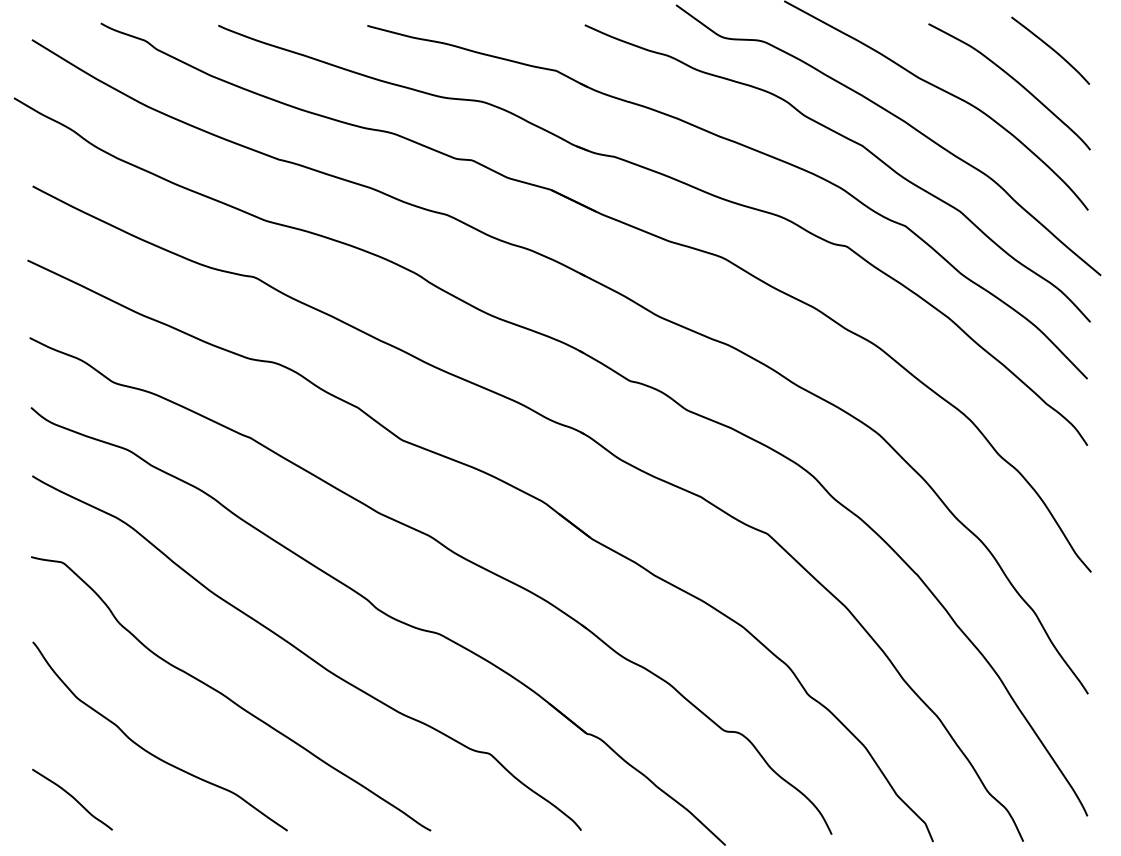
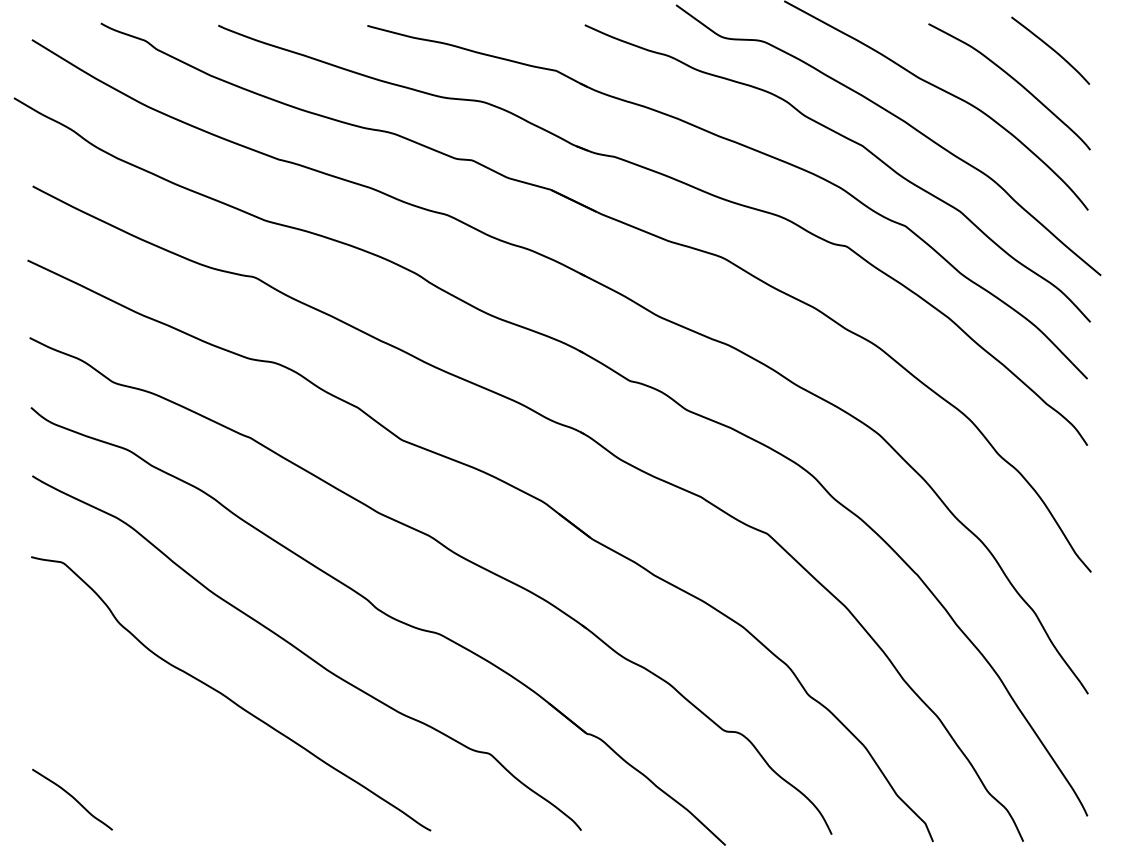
curve: present -> none (150, 752)
